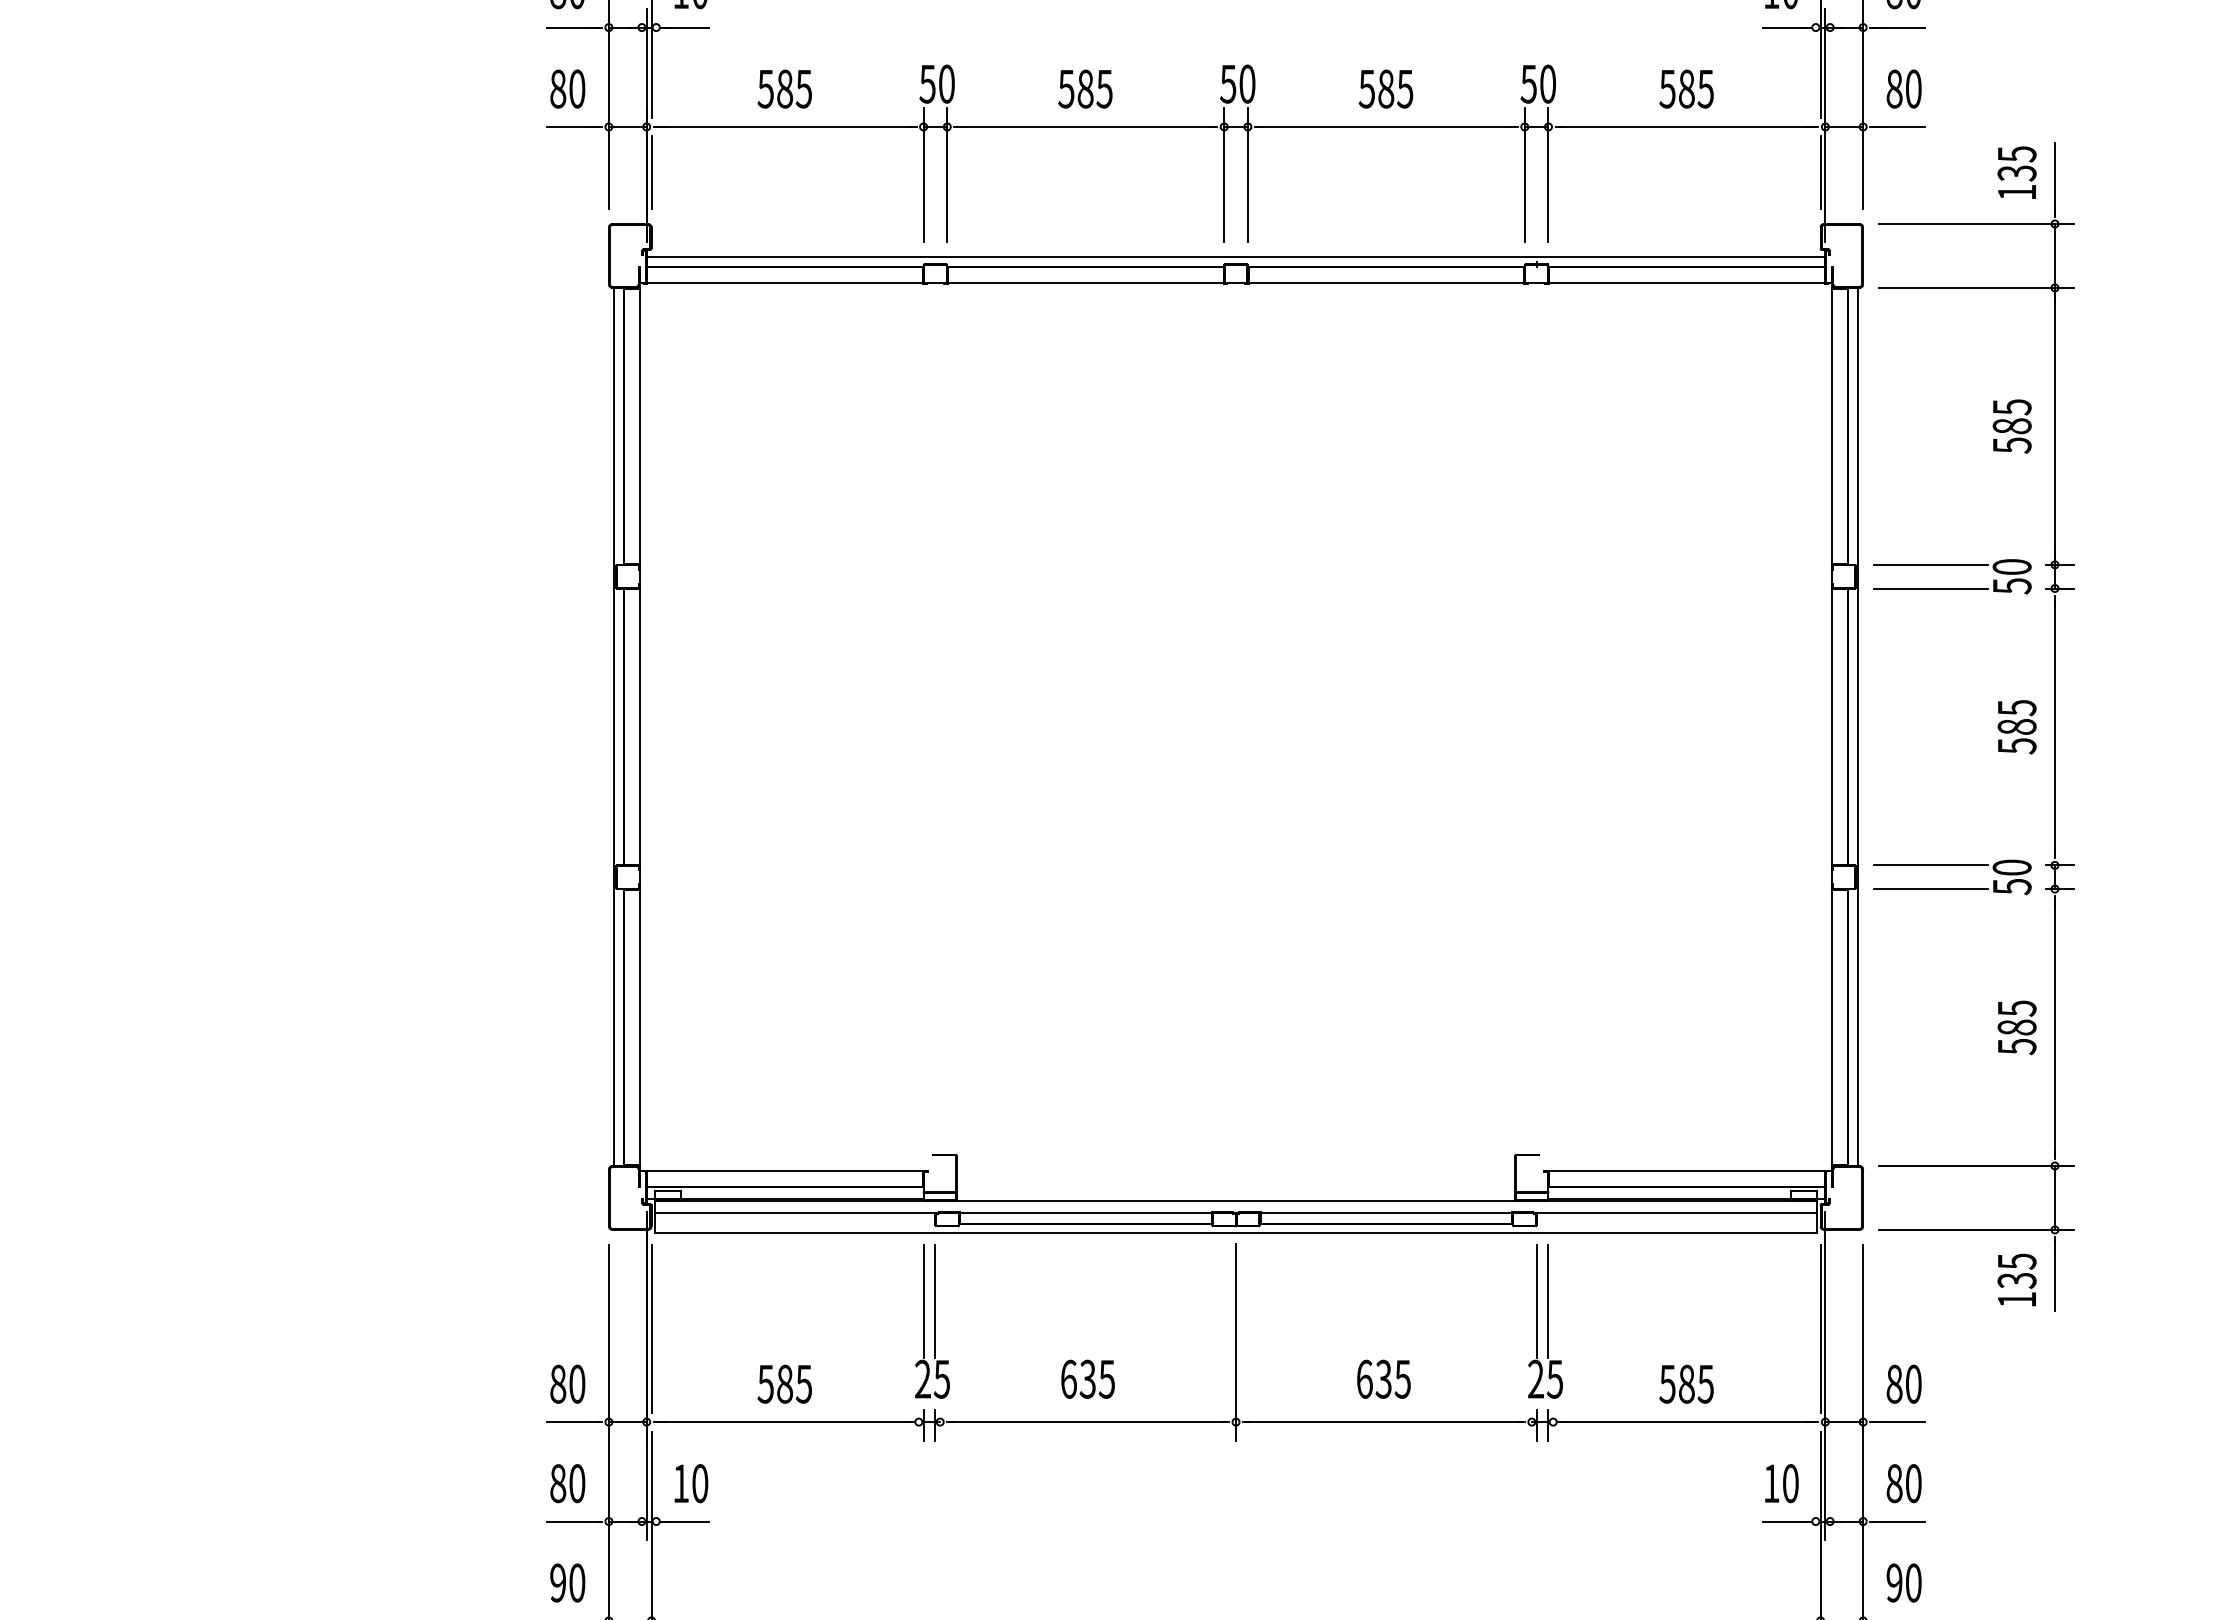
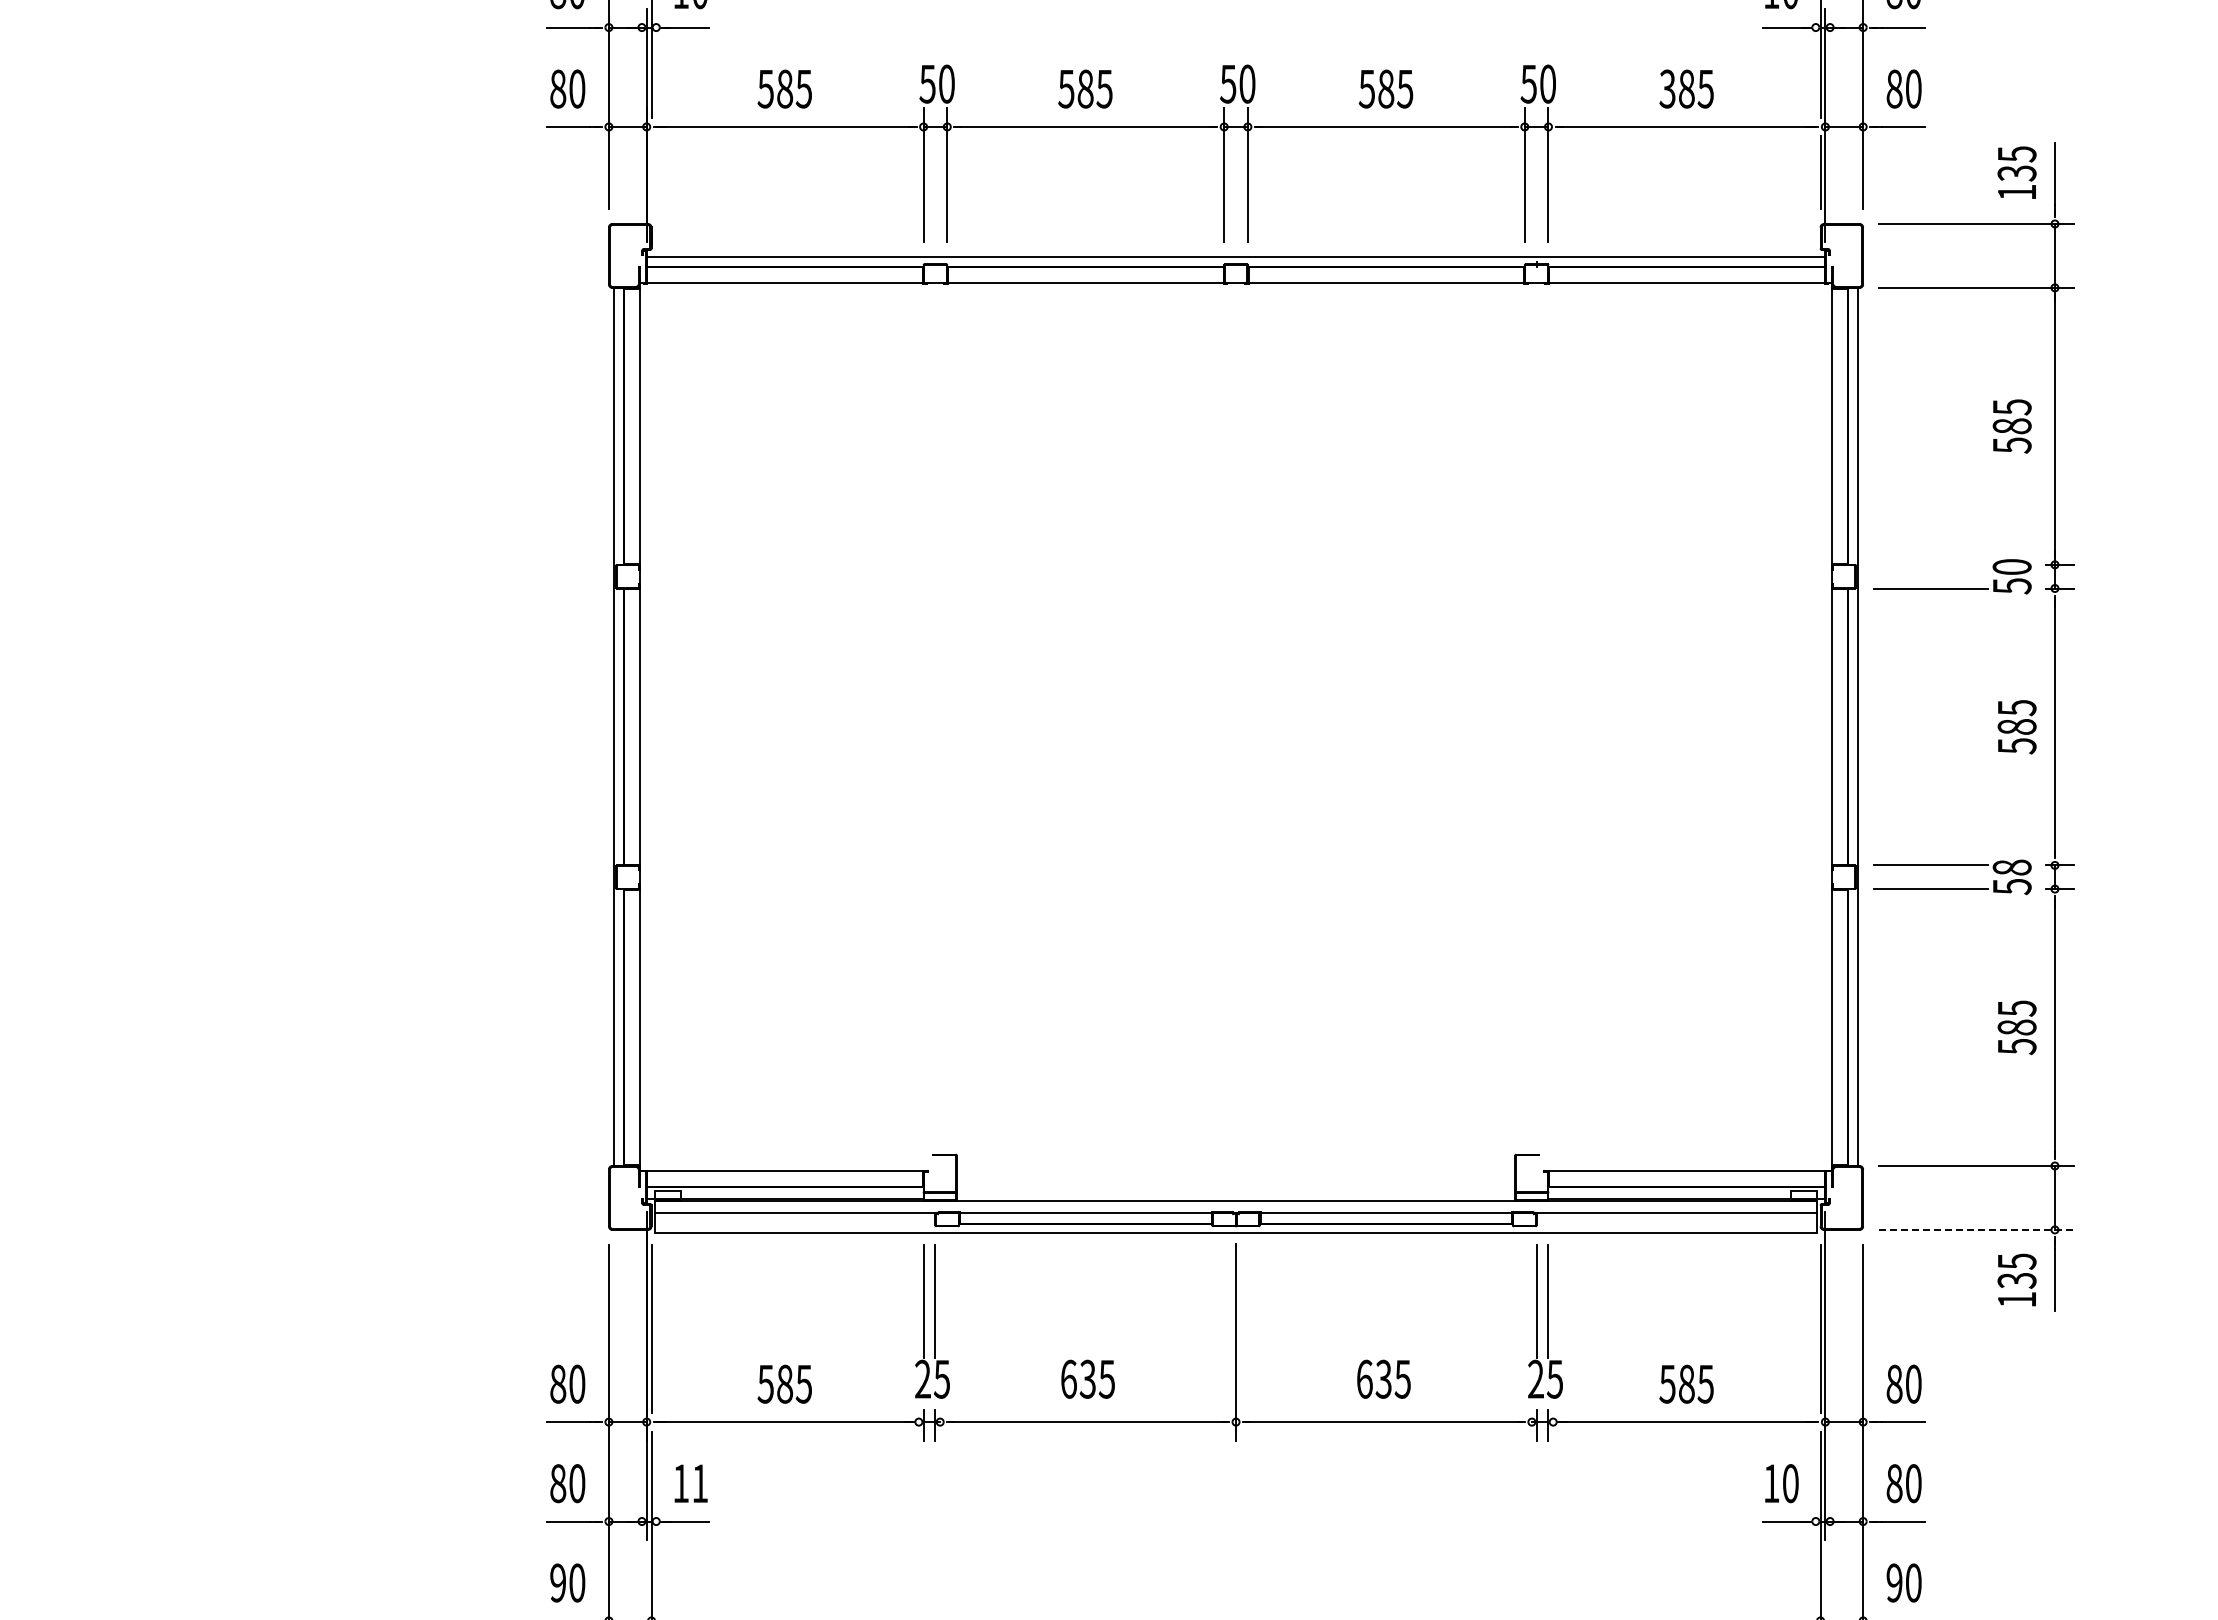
text: 585 -> 385 (1667, 88)
line: present -> none (651, 172)
line: present -> none (1930, 564)
text: 50 -> 58 (2011, 867)
line: solid -> dashed (1976, 1229)
text: 10 -> 11 (700, 1483)
